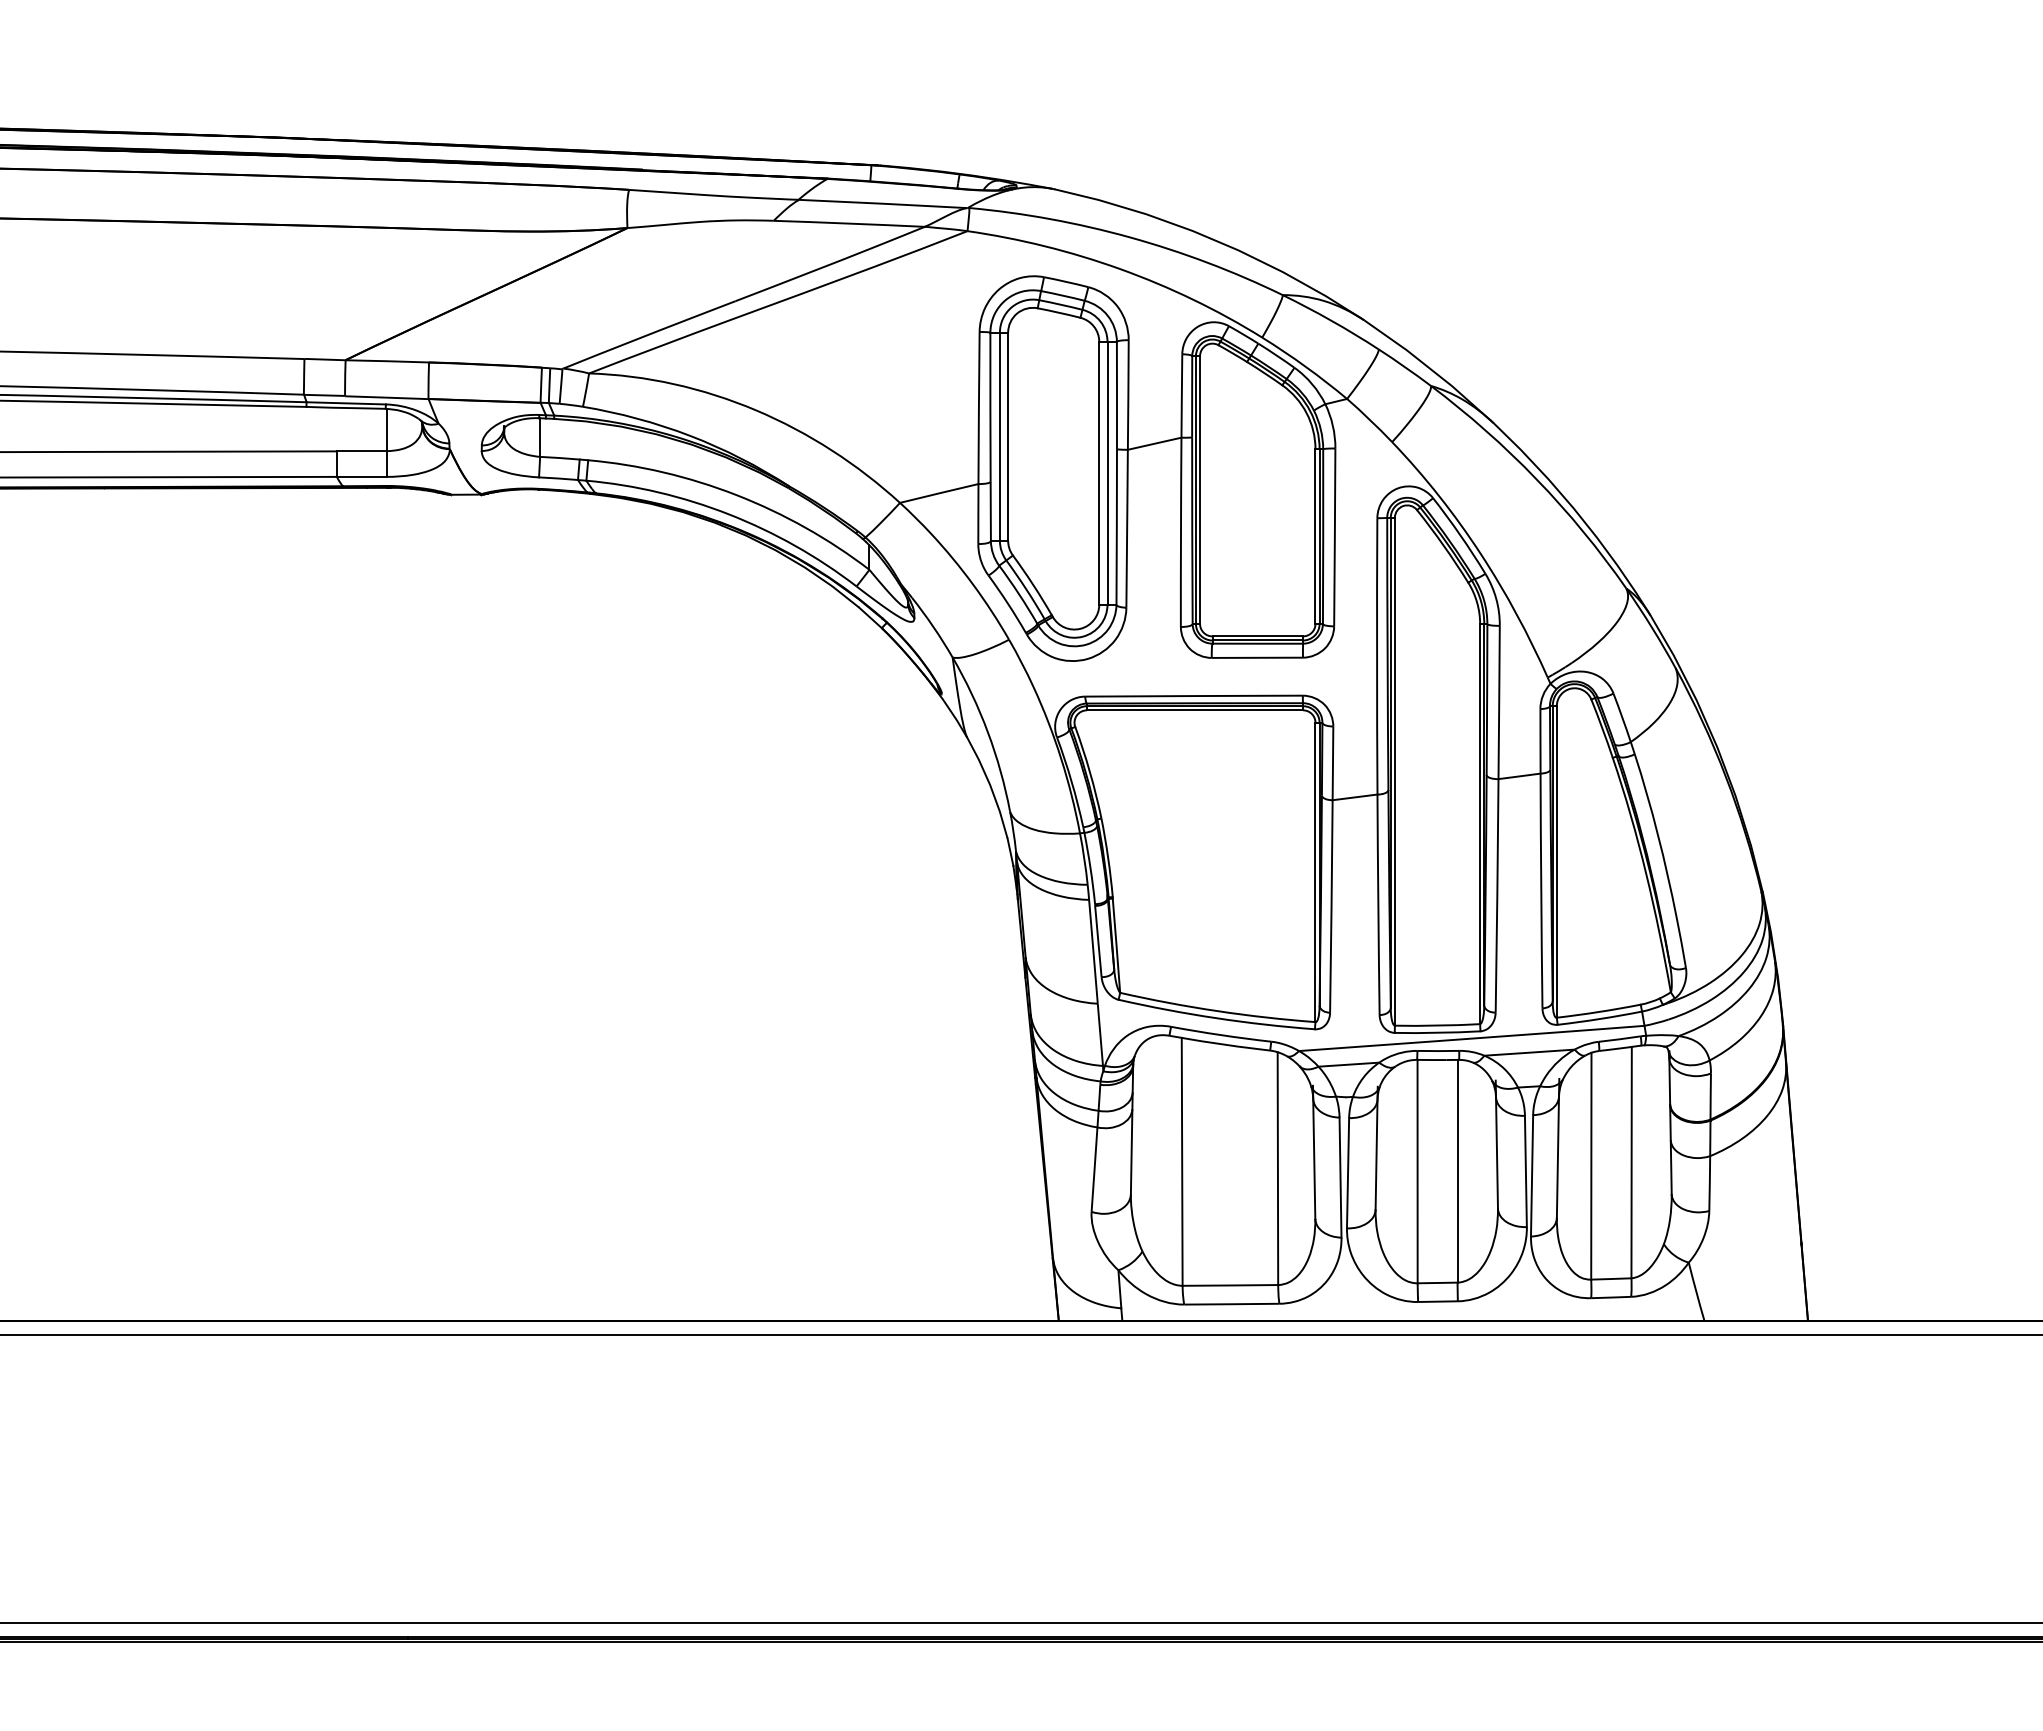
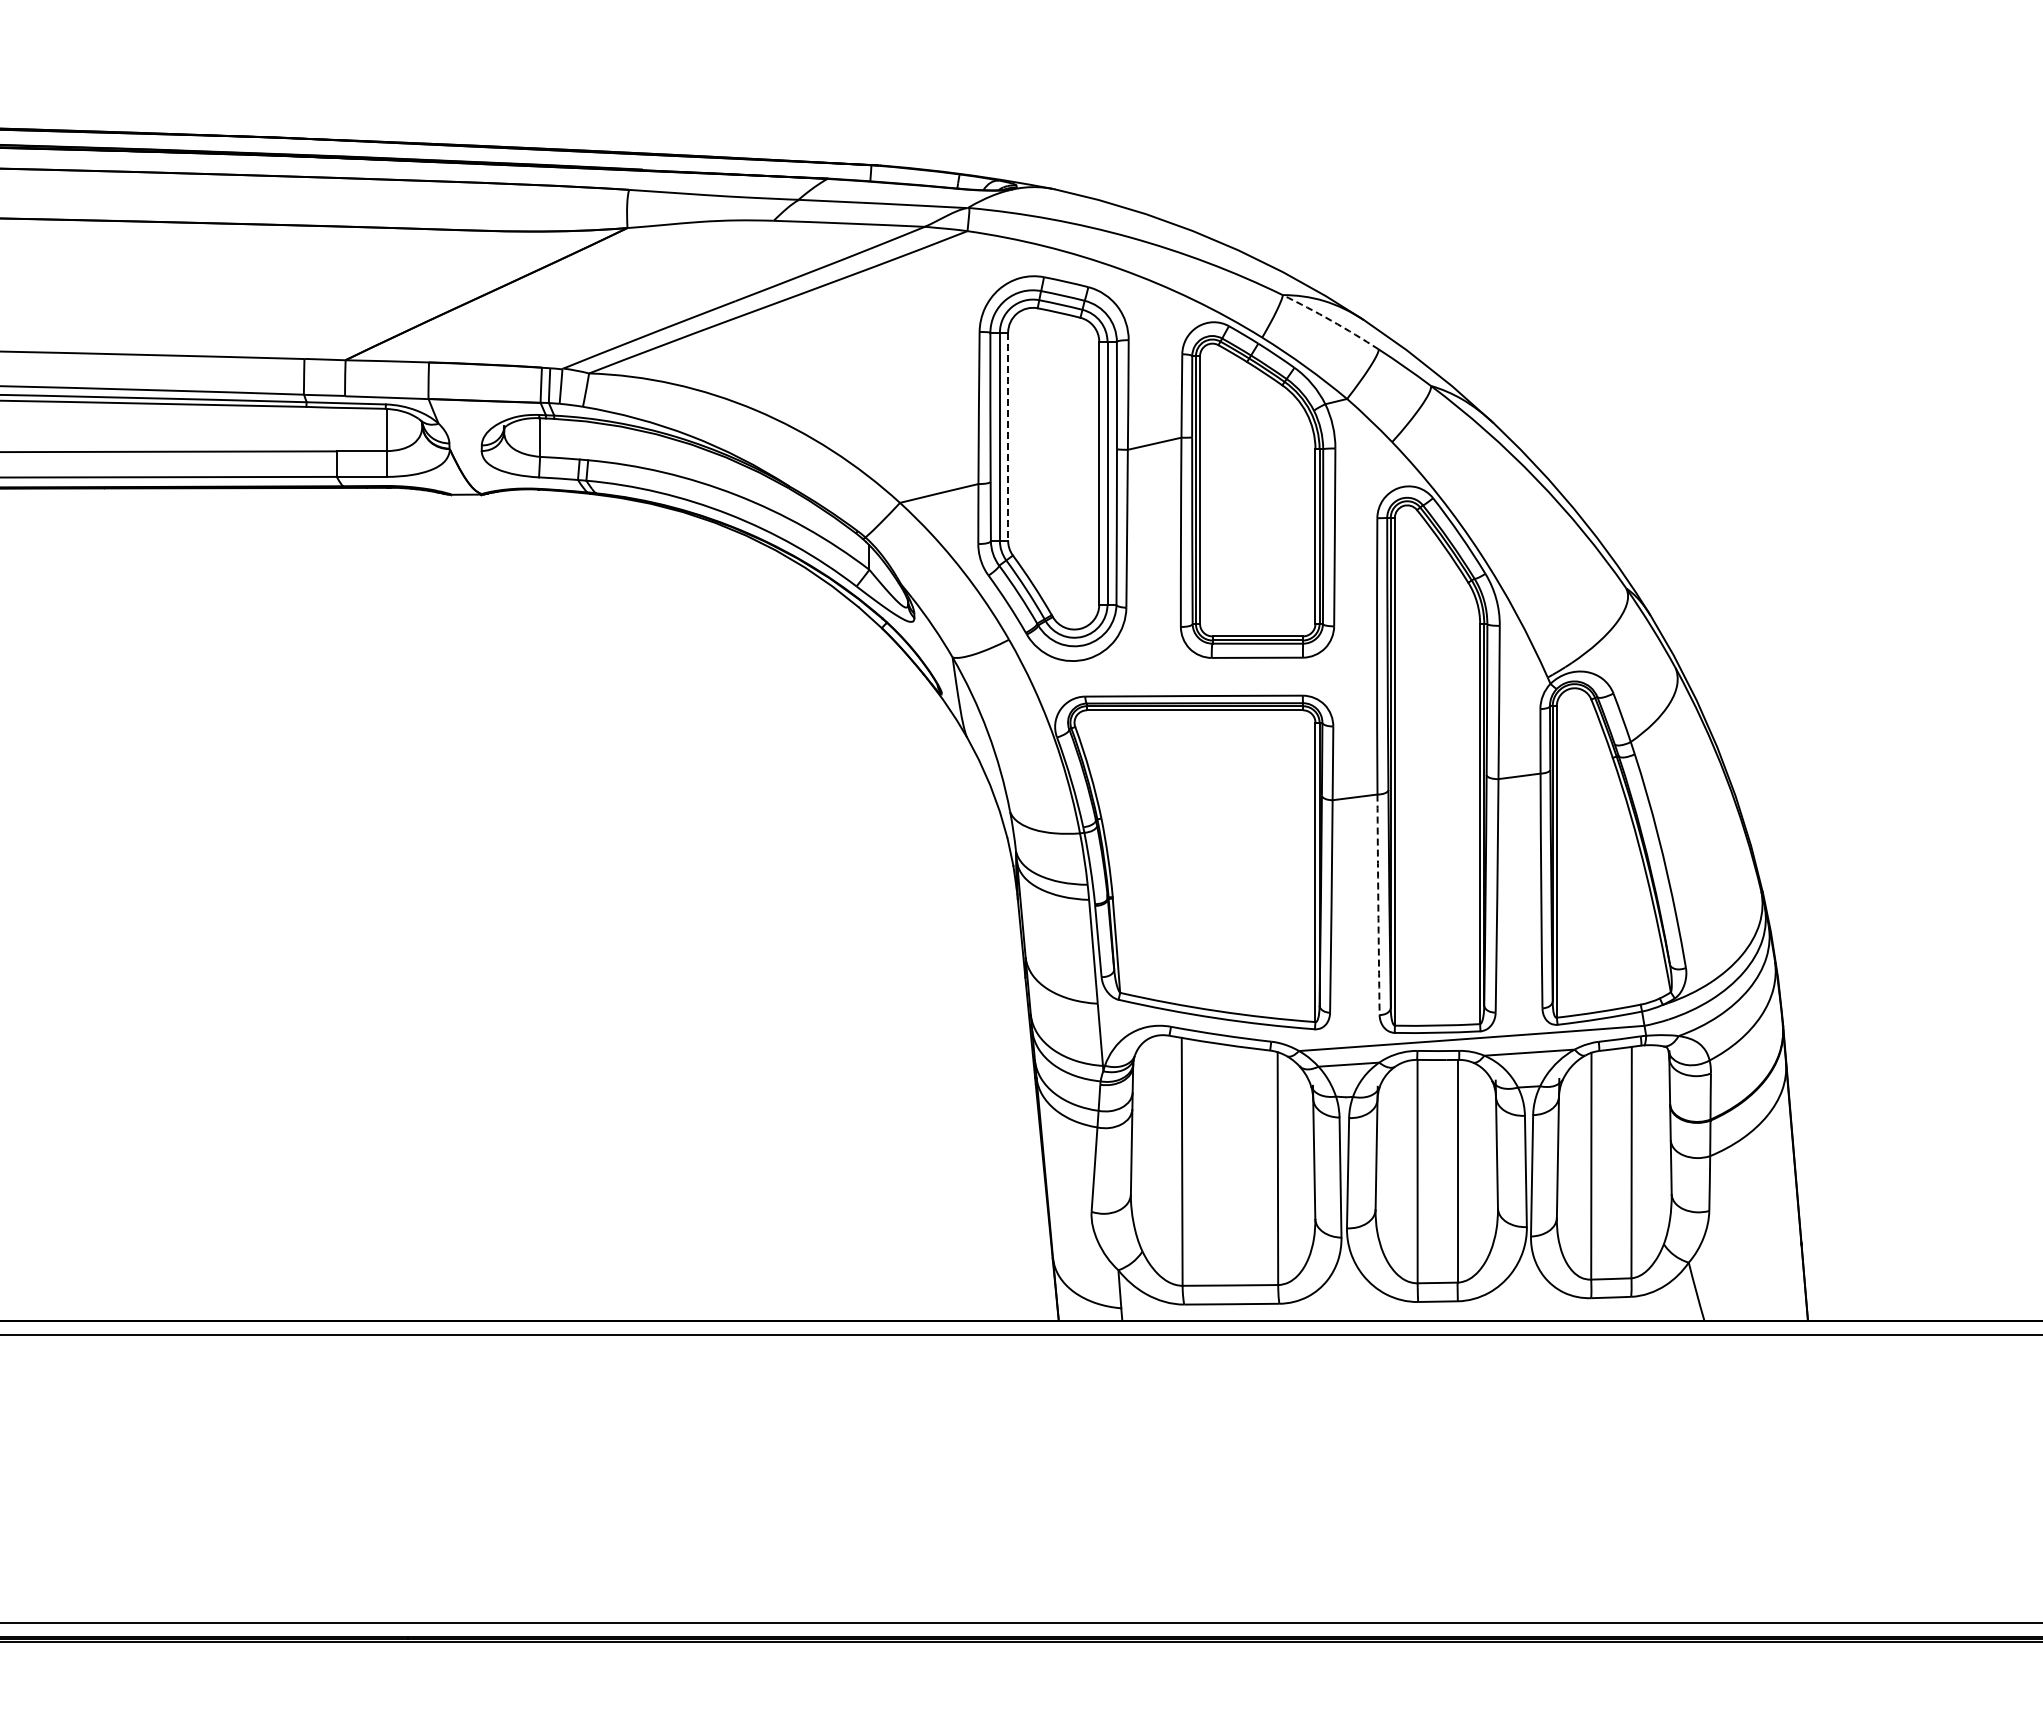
arc: solid -> dashed (1331, 320)
line: solid -> dashed (1008, 437)
arc: solid -> dashed (1378, 904)
